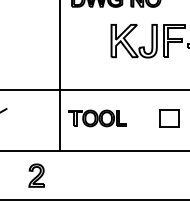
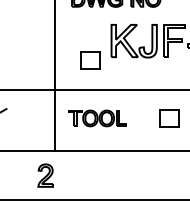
part: none -> present (90, 60)
line position: (59, 76) -> (54, 76) (54, 76)
part position: (36, 175) -> (45, 175) (45, 175)
